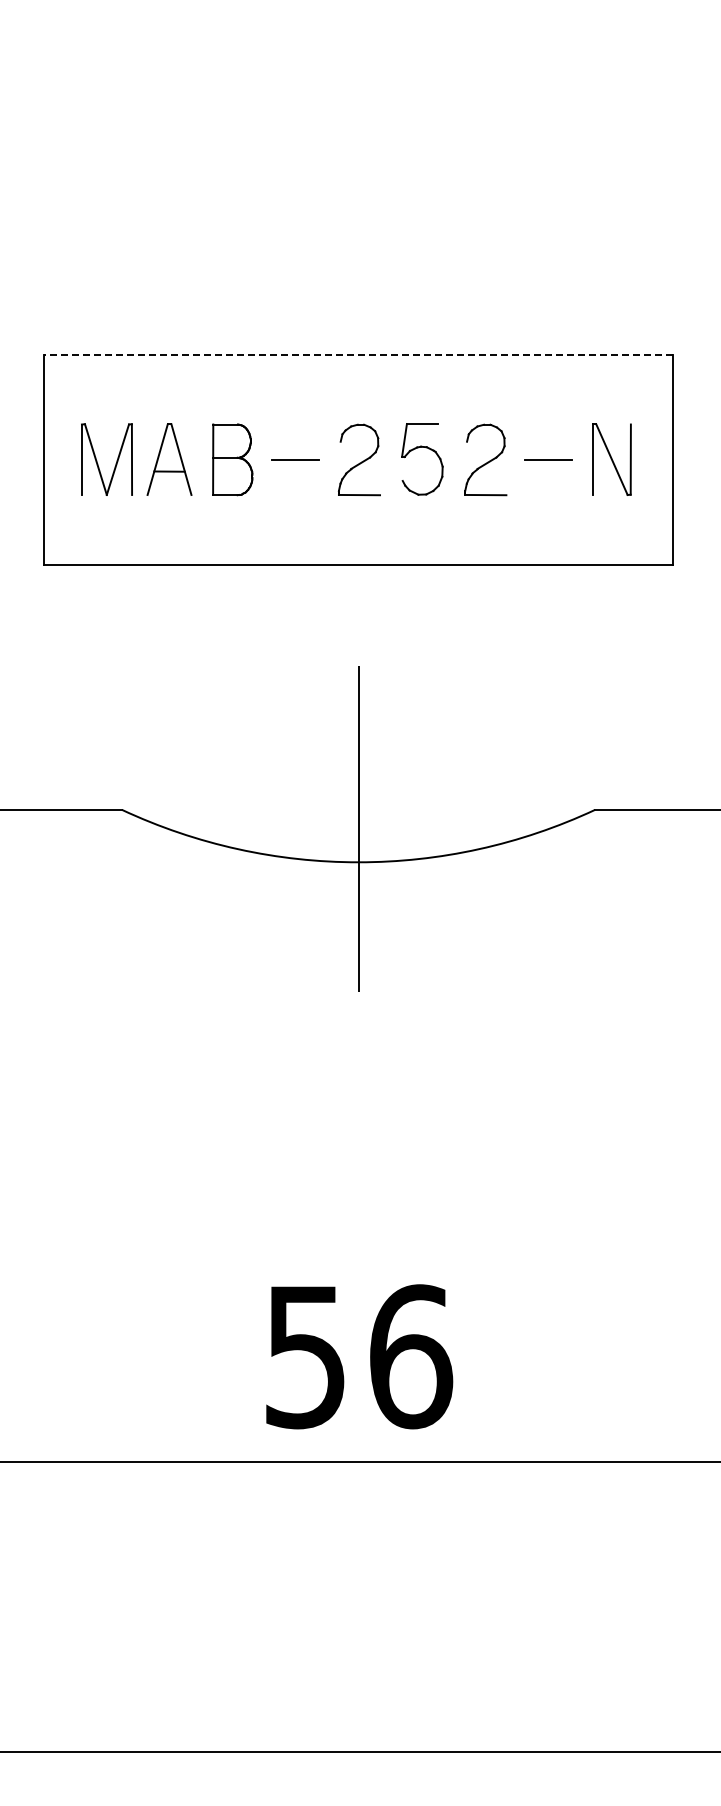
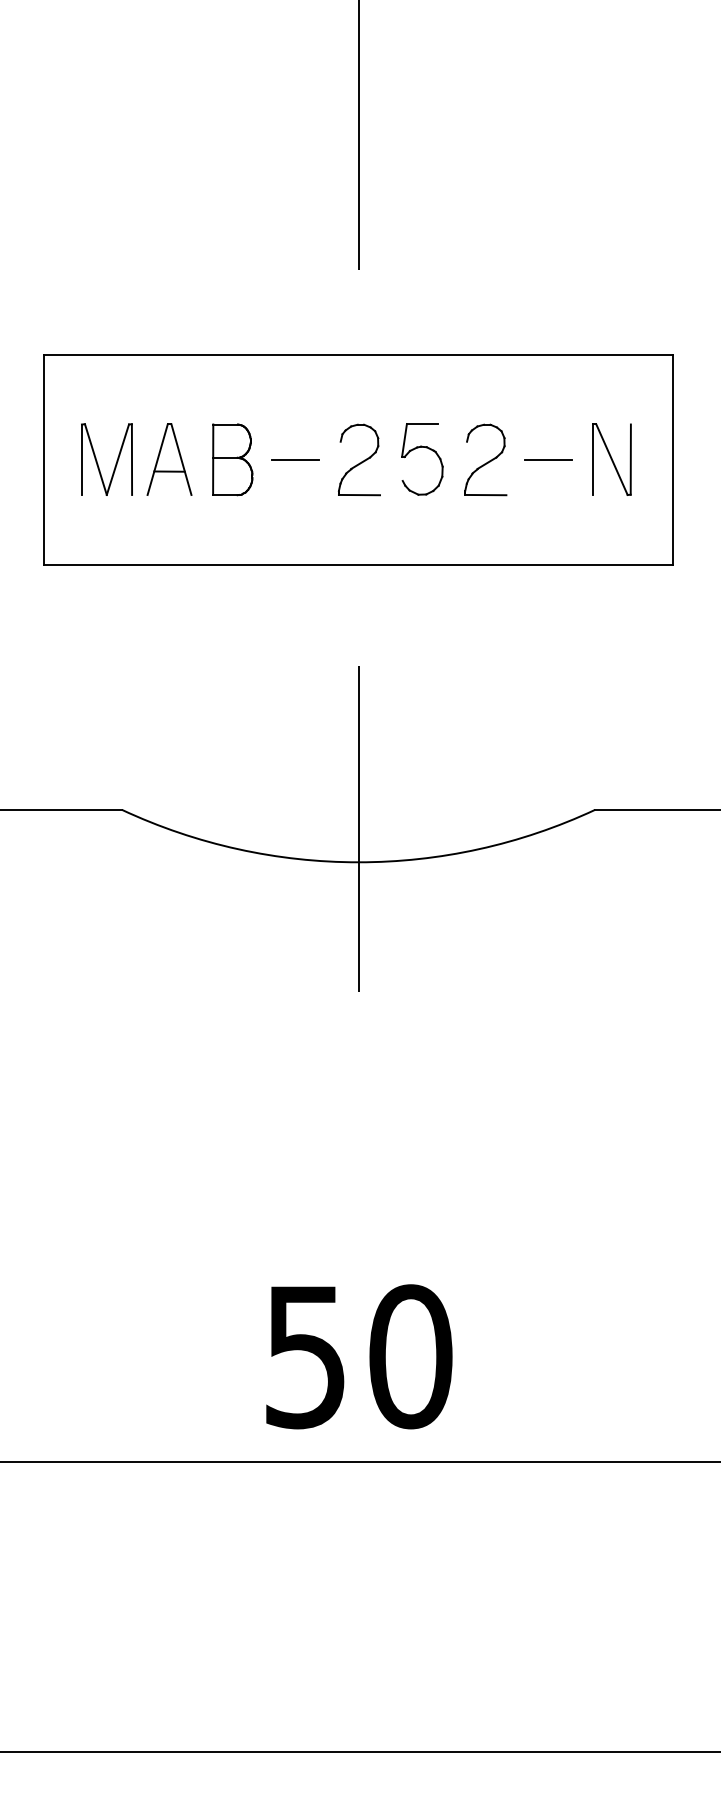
line: none -> present (358, 135)
line: dashed -> solid (358, 355)
text: 56 -> 50 (411, 1356)
